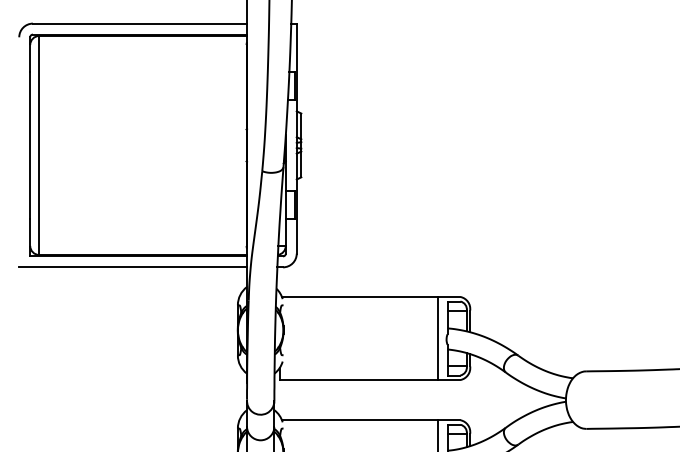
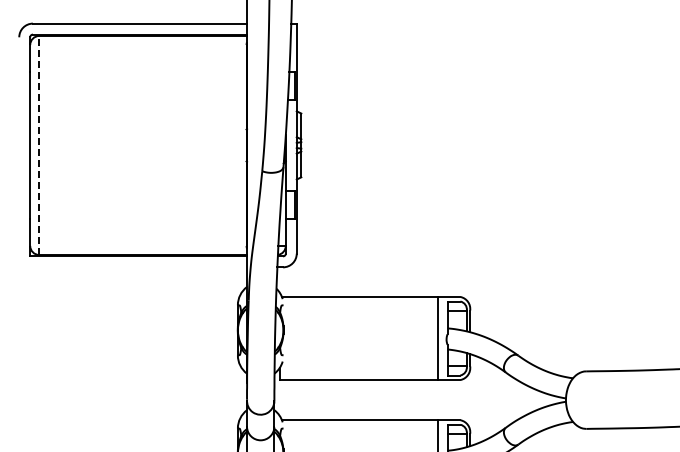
line: solid -> dashed (39, 145)
line: present -> none (133, 267)
